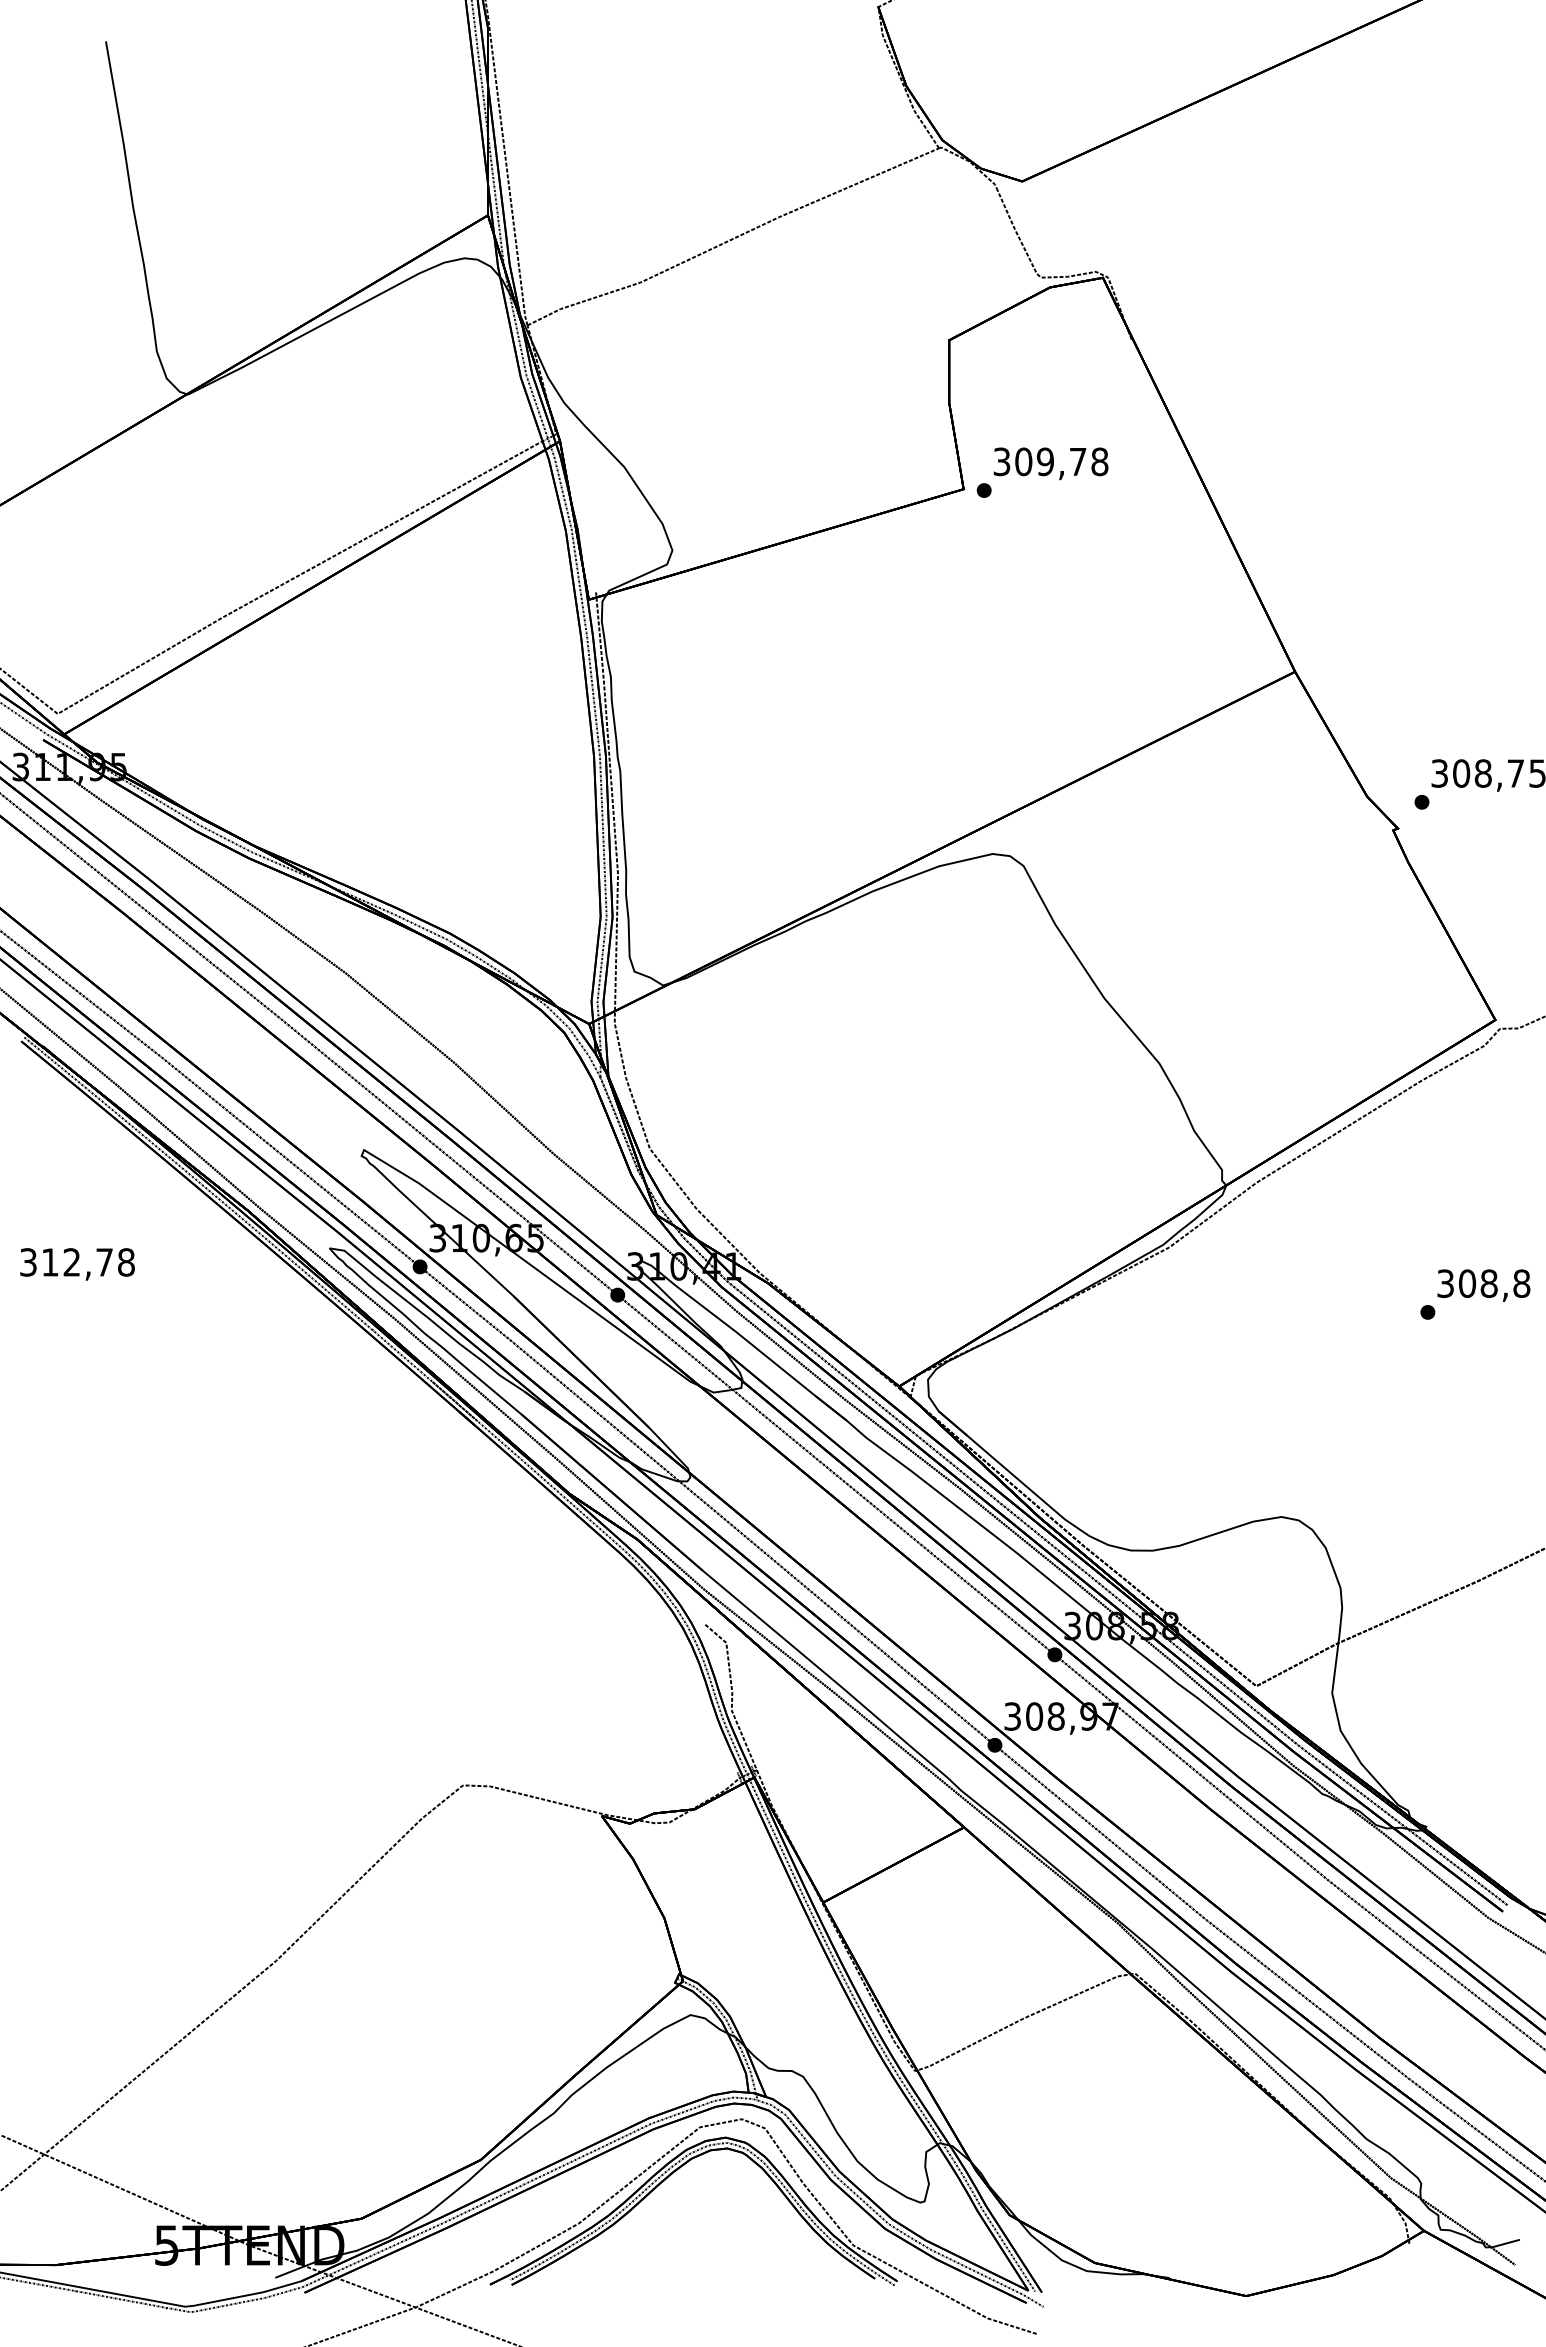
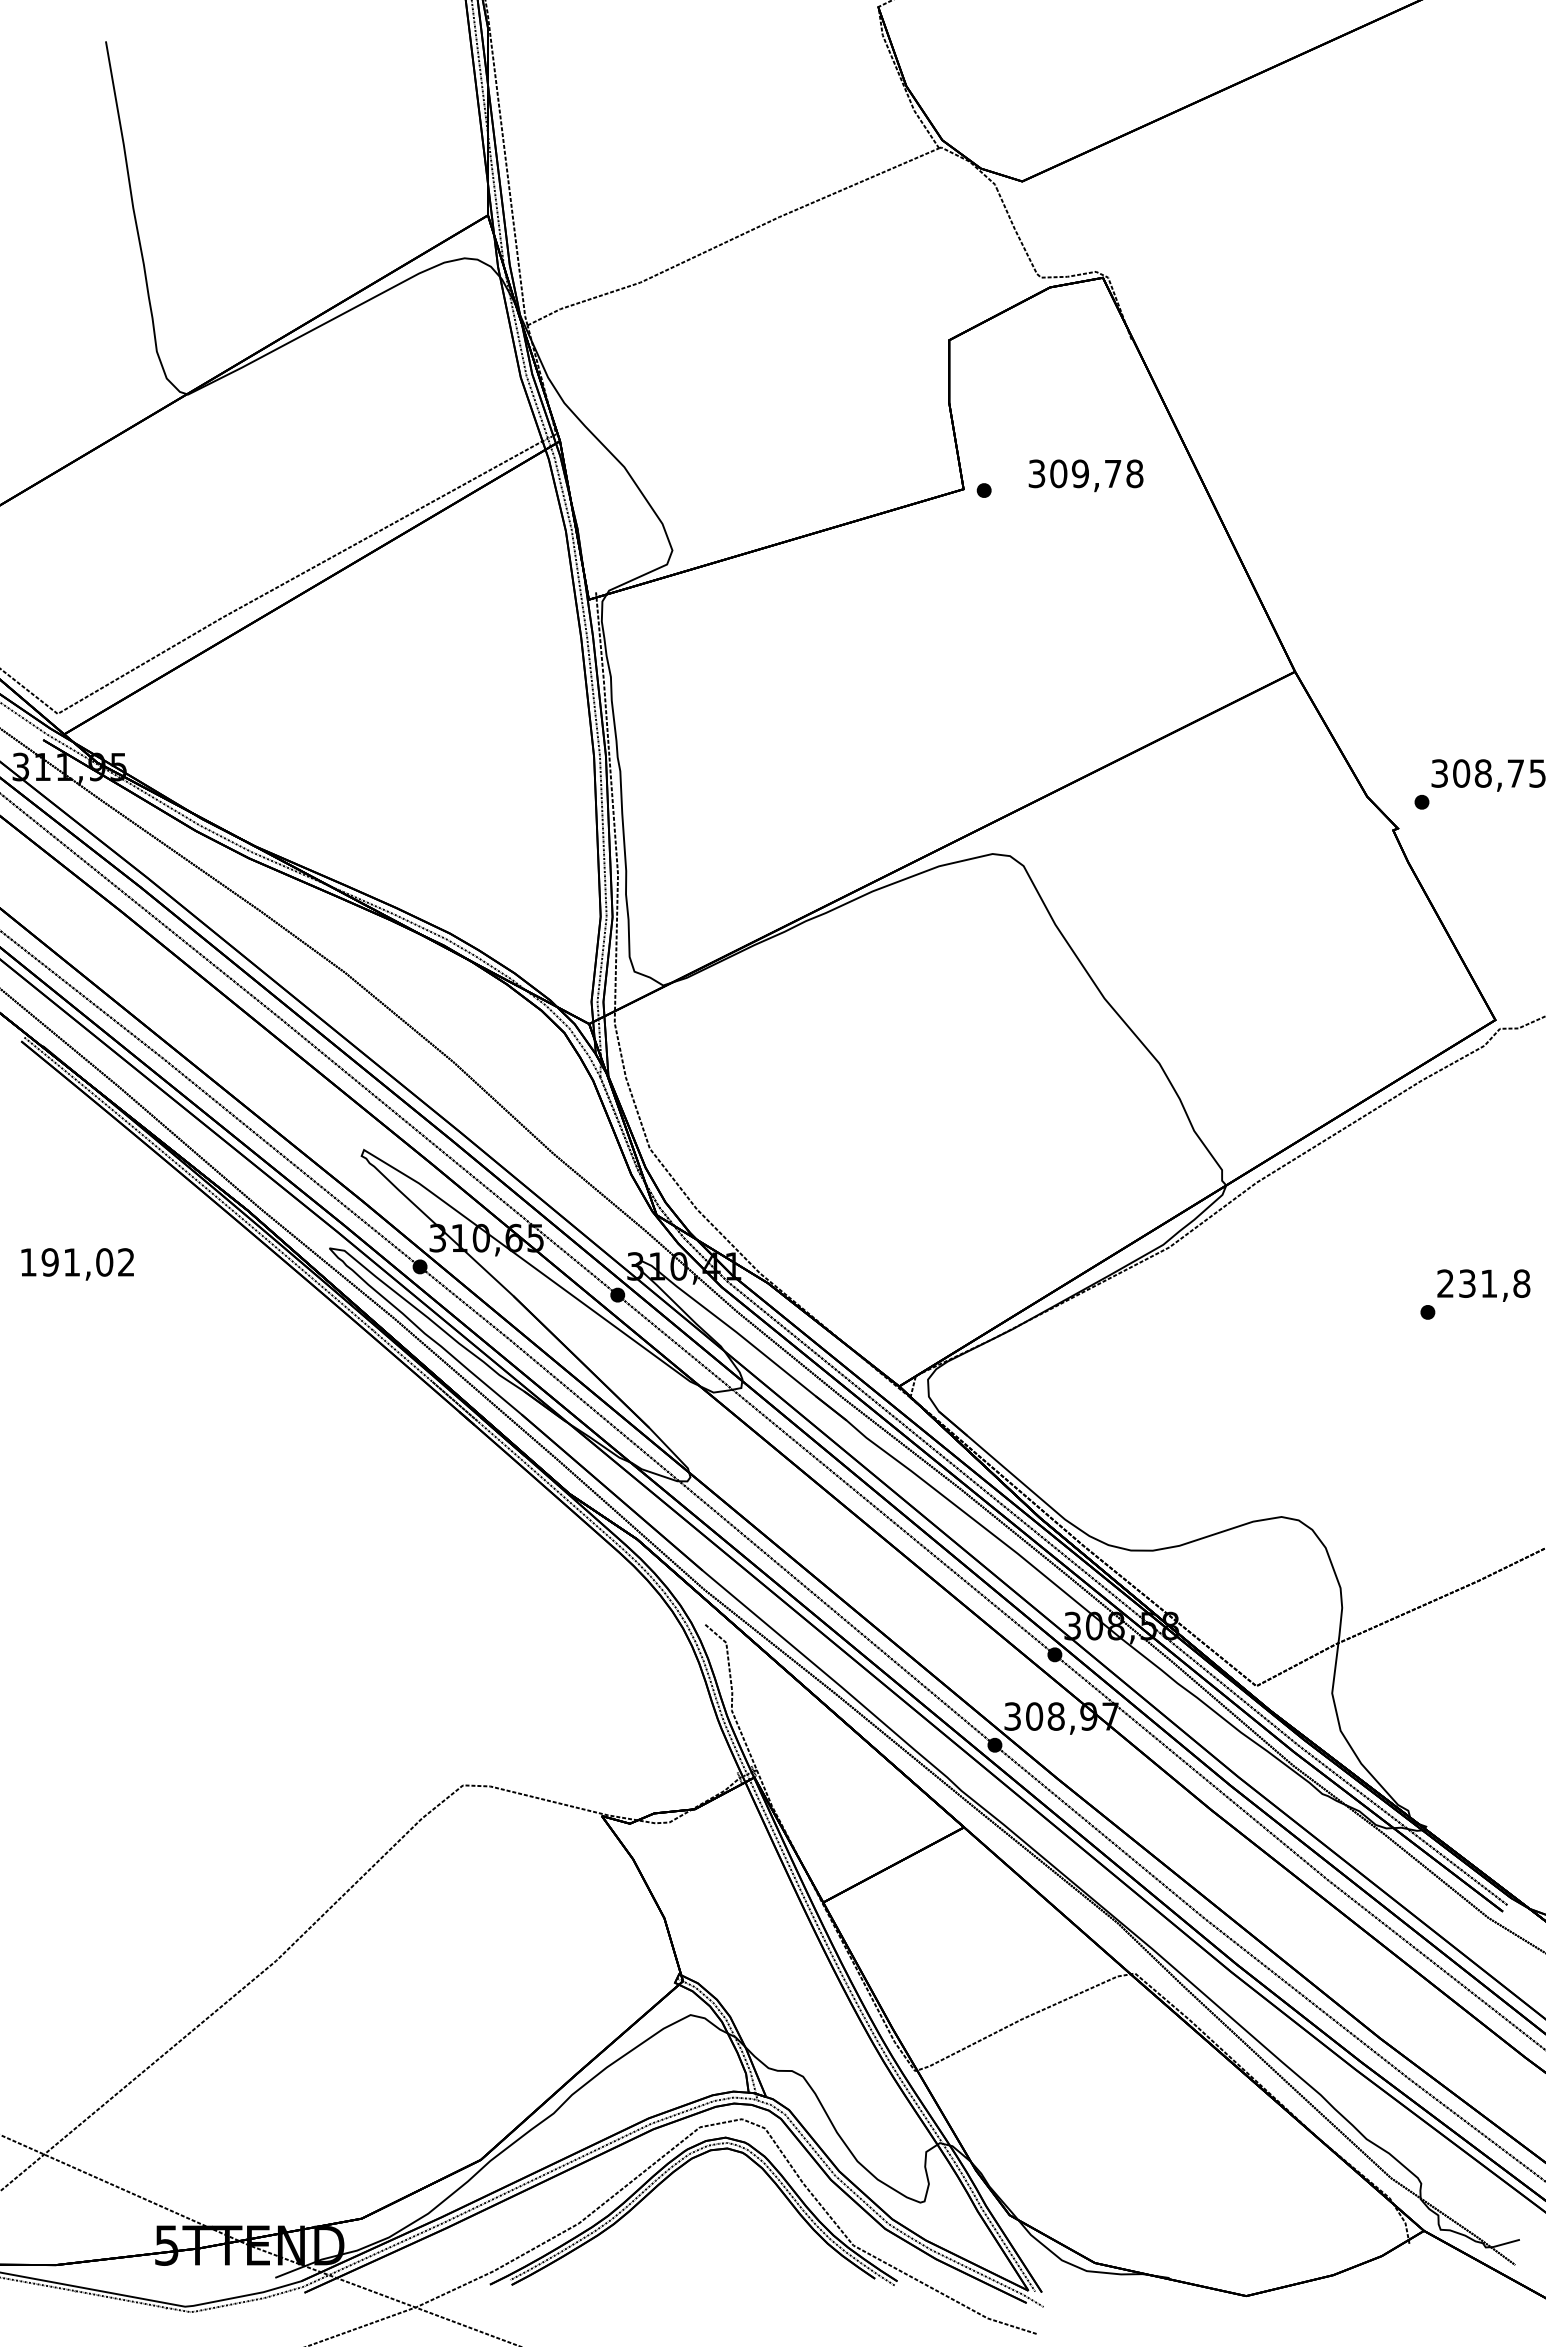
text position: (1050, 463) -> (1085, 475) (1085, 475)
text: 312,78 -> 191,02 (77, 1262)
text: 308,8 -> 231,8 (1467, 1283)
